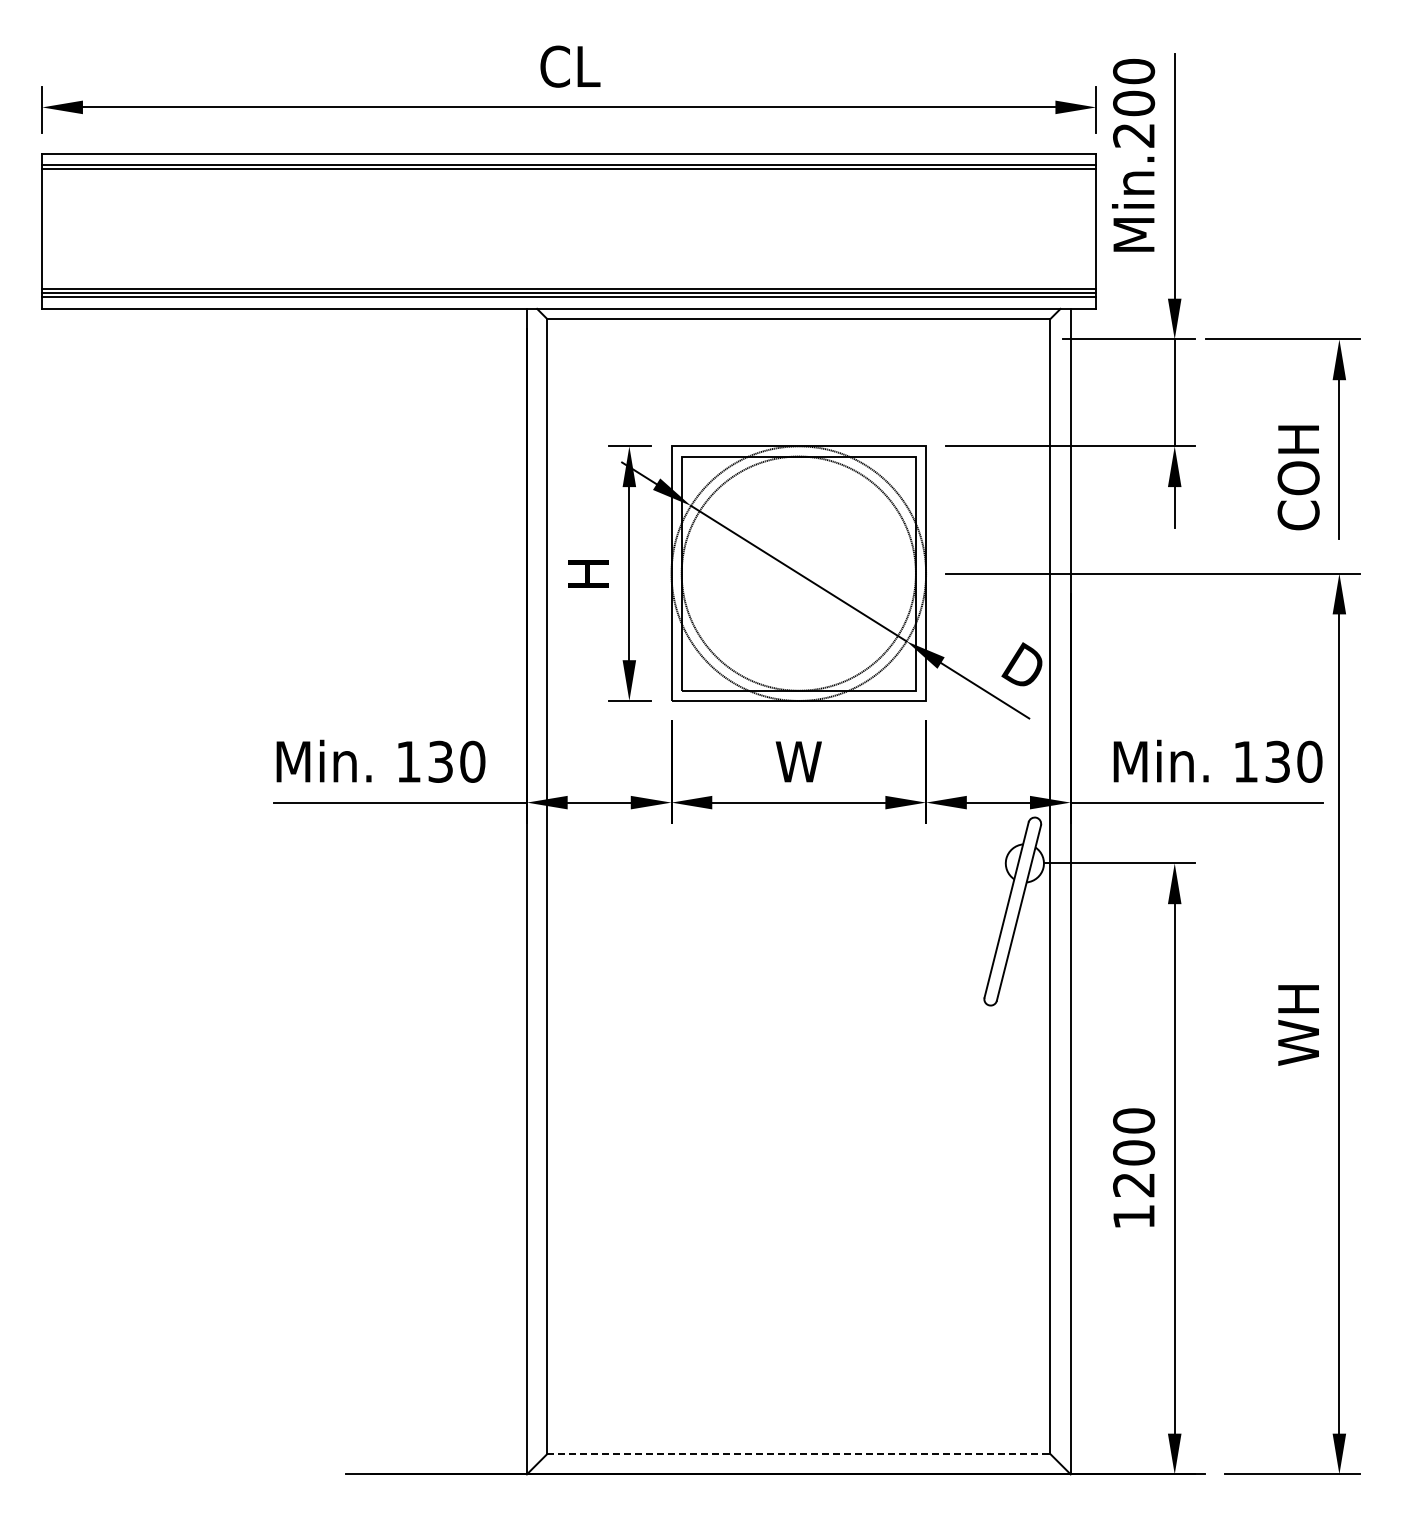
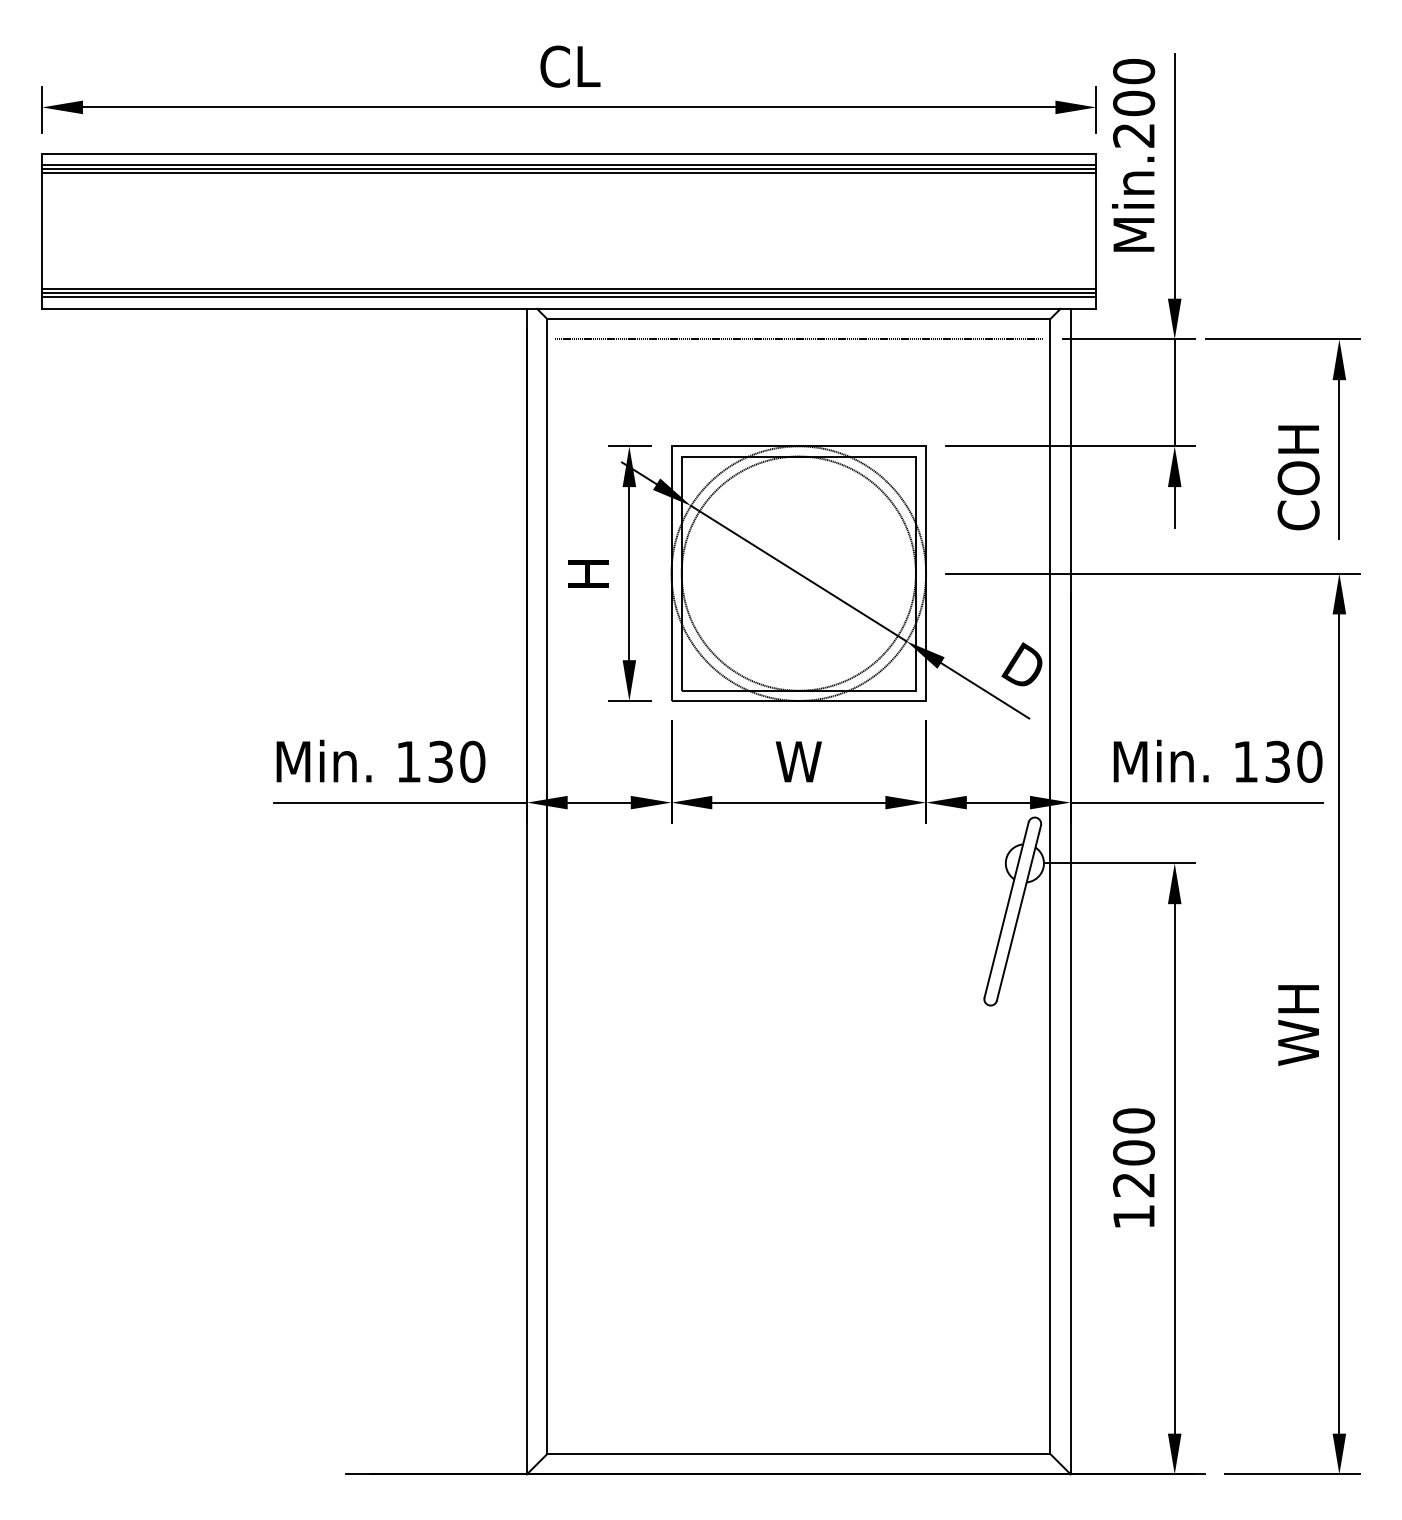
line: none -> present (569, 172)
line: none -> present (798, 339)
line: dashed -> solid (798, 1454)
